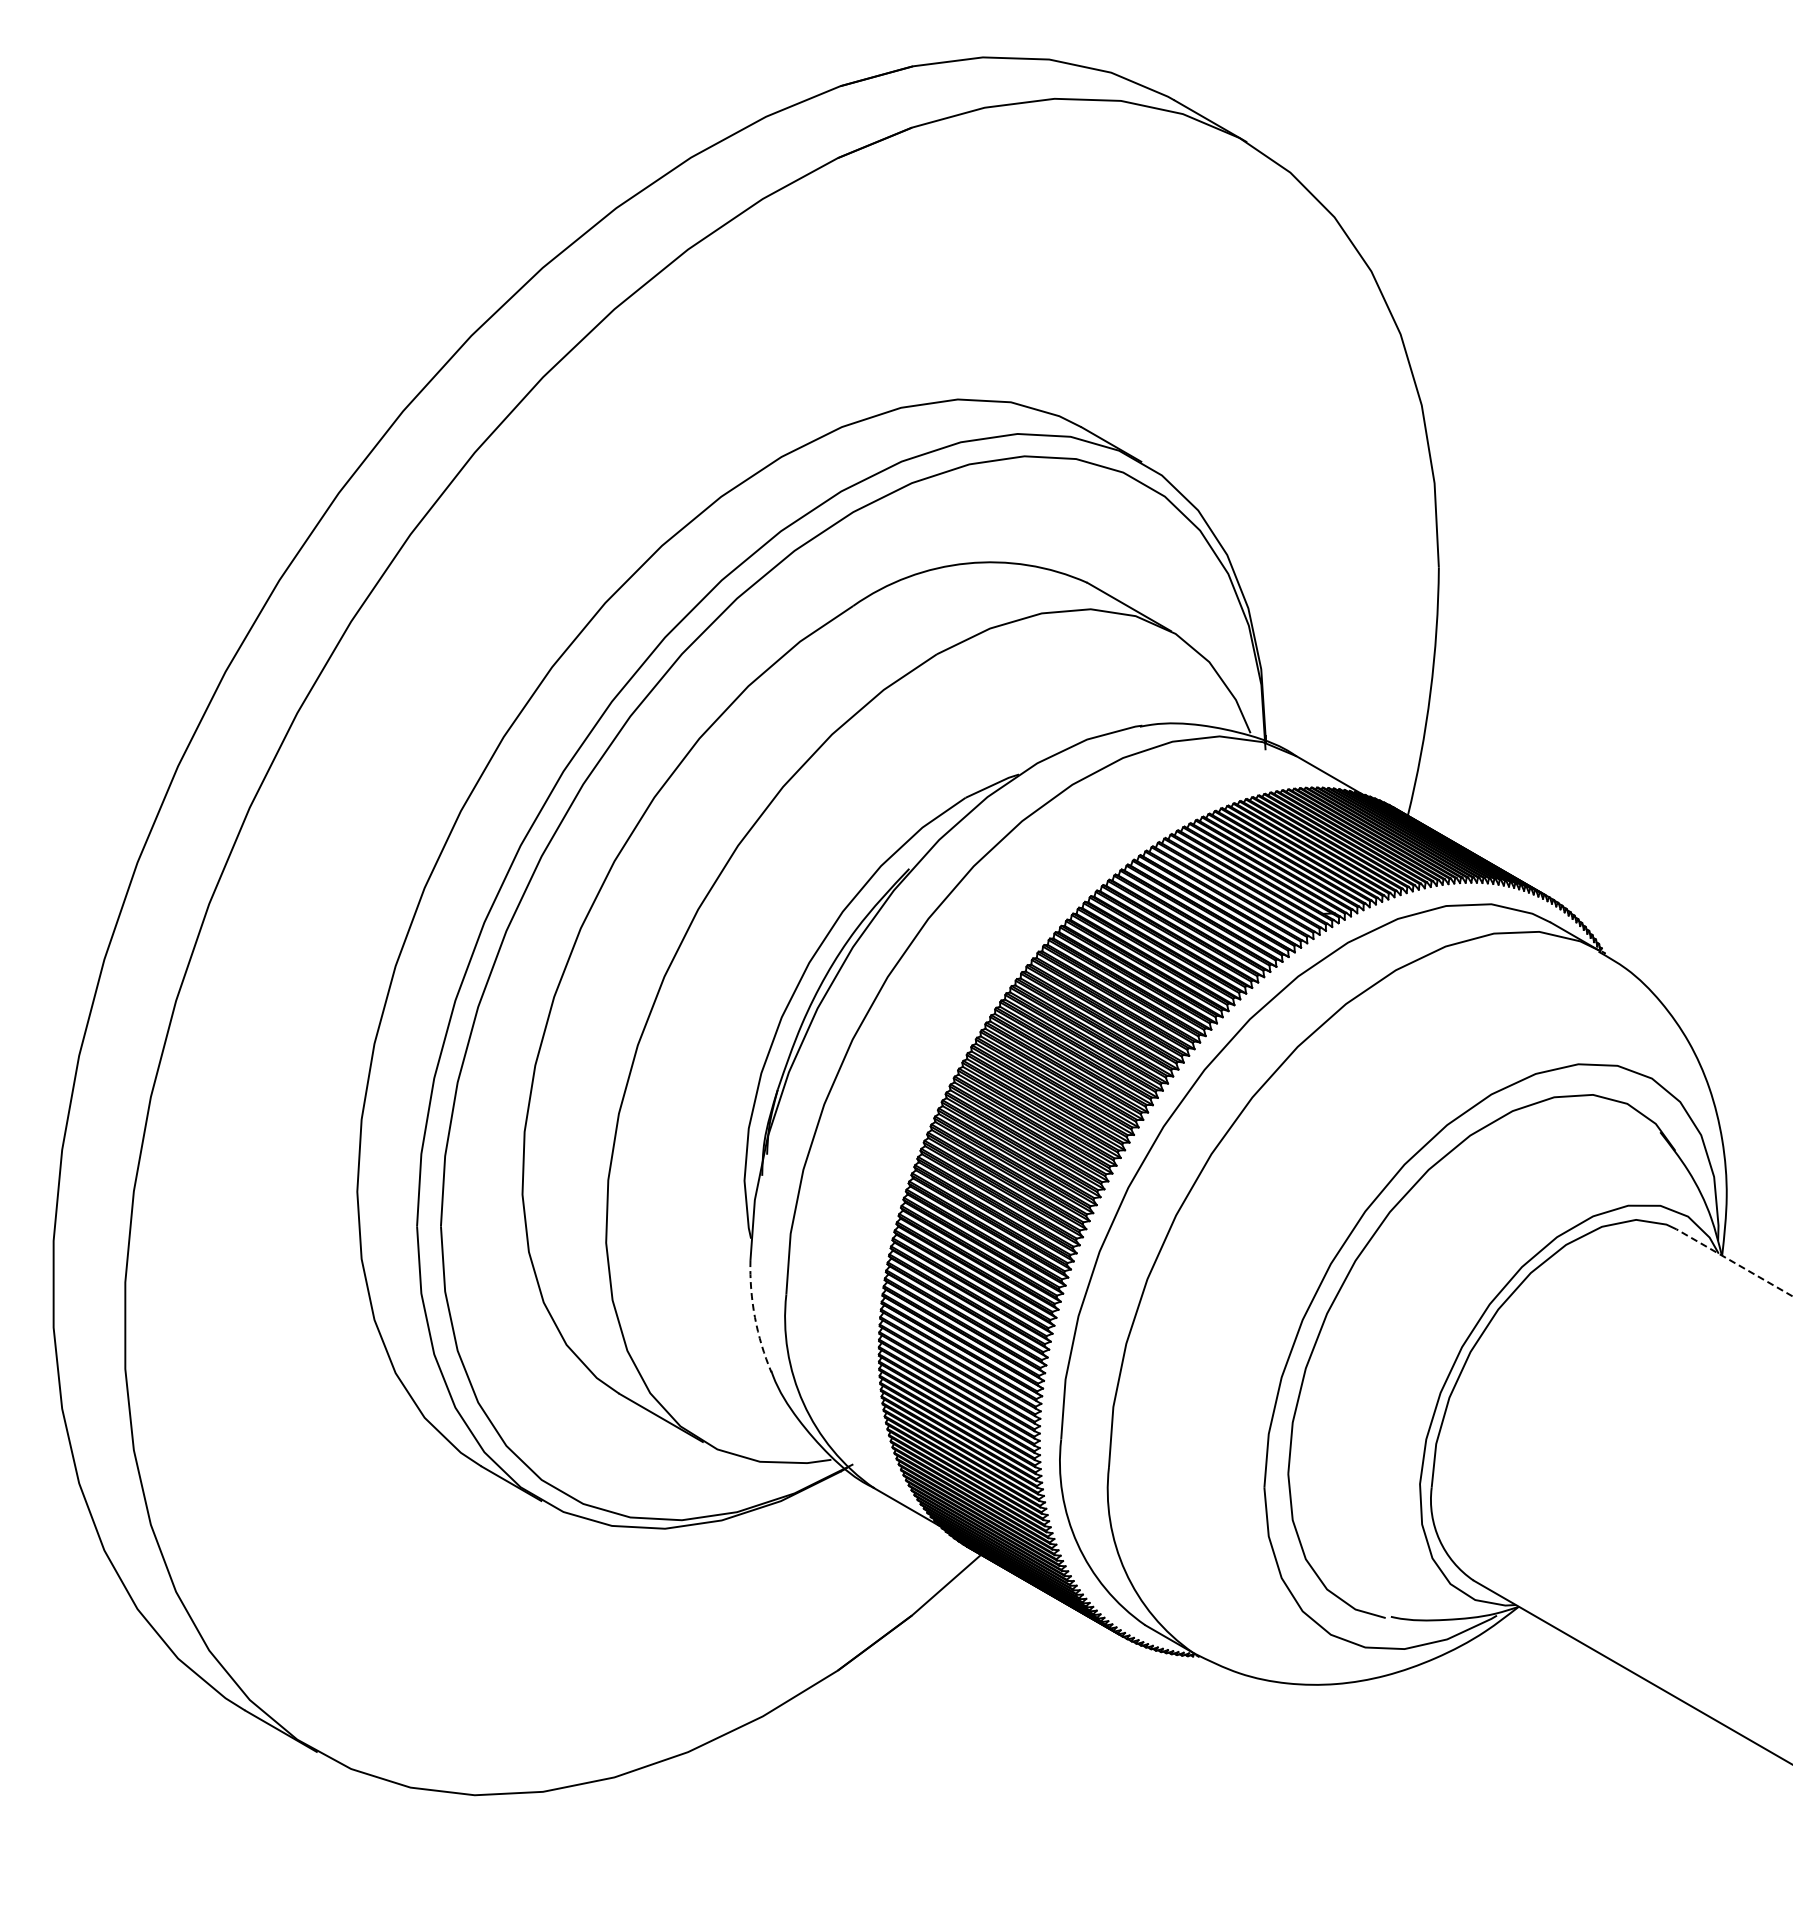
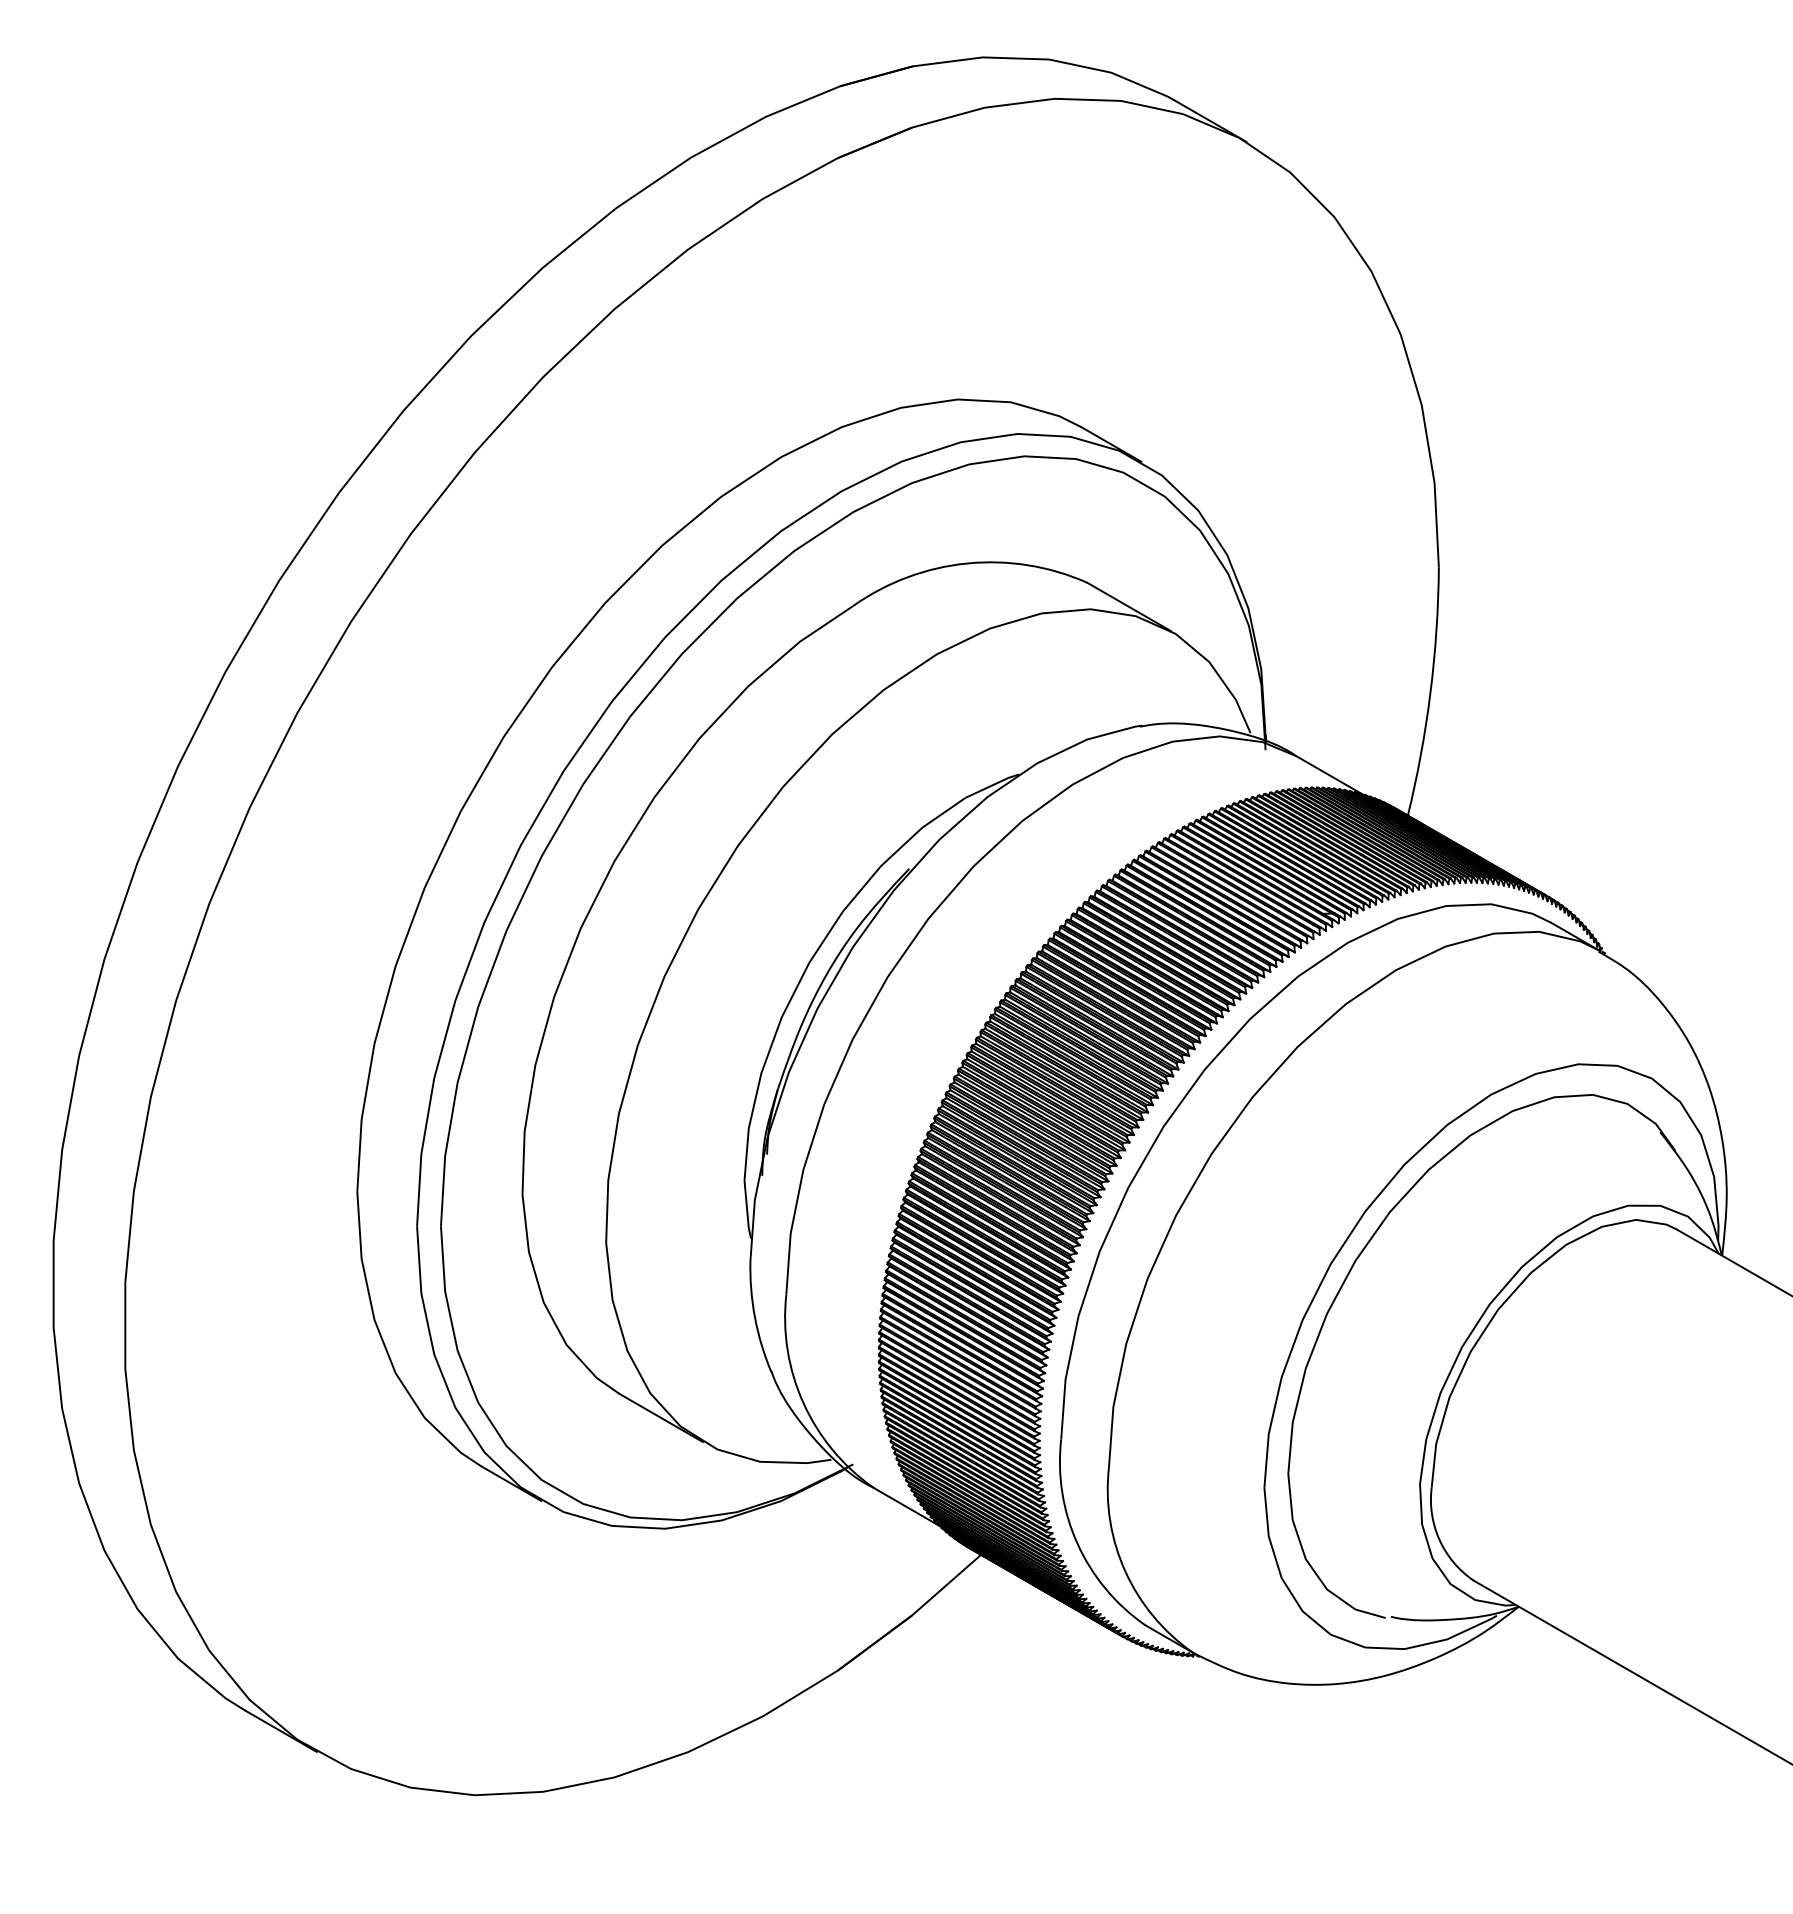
line: dashed -> solid (1734, 1262)
arc: dashed -> solid (754, 1317)
